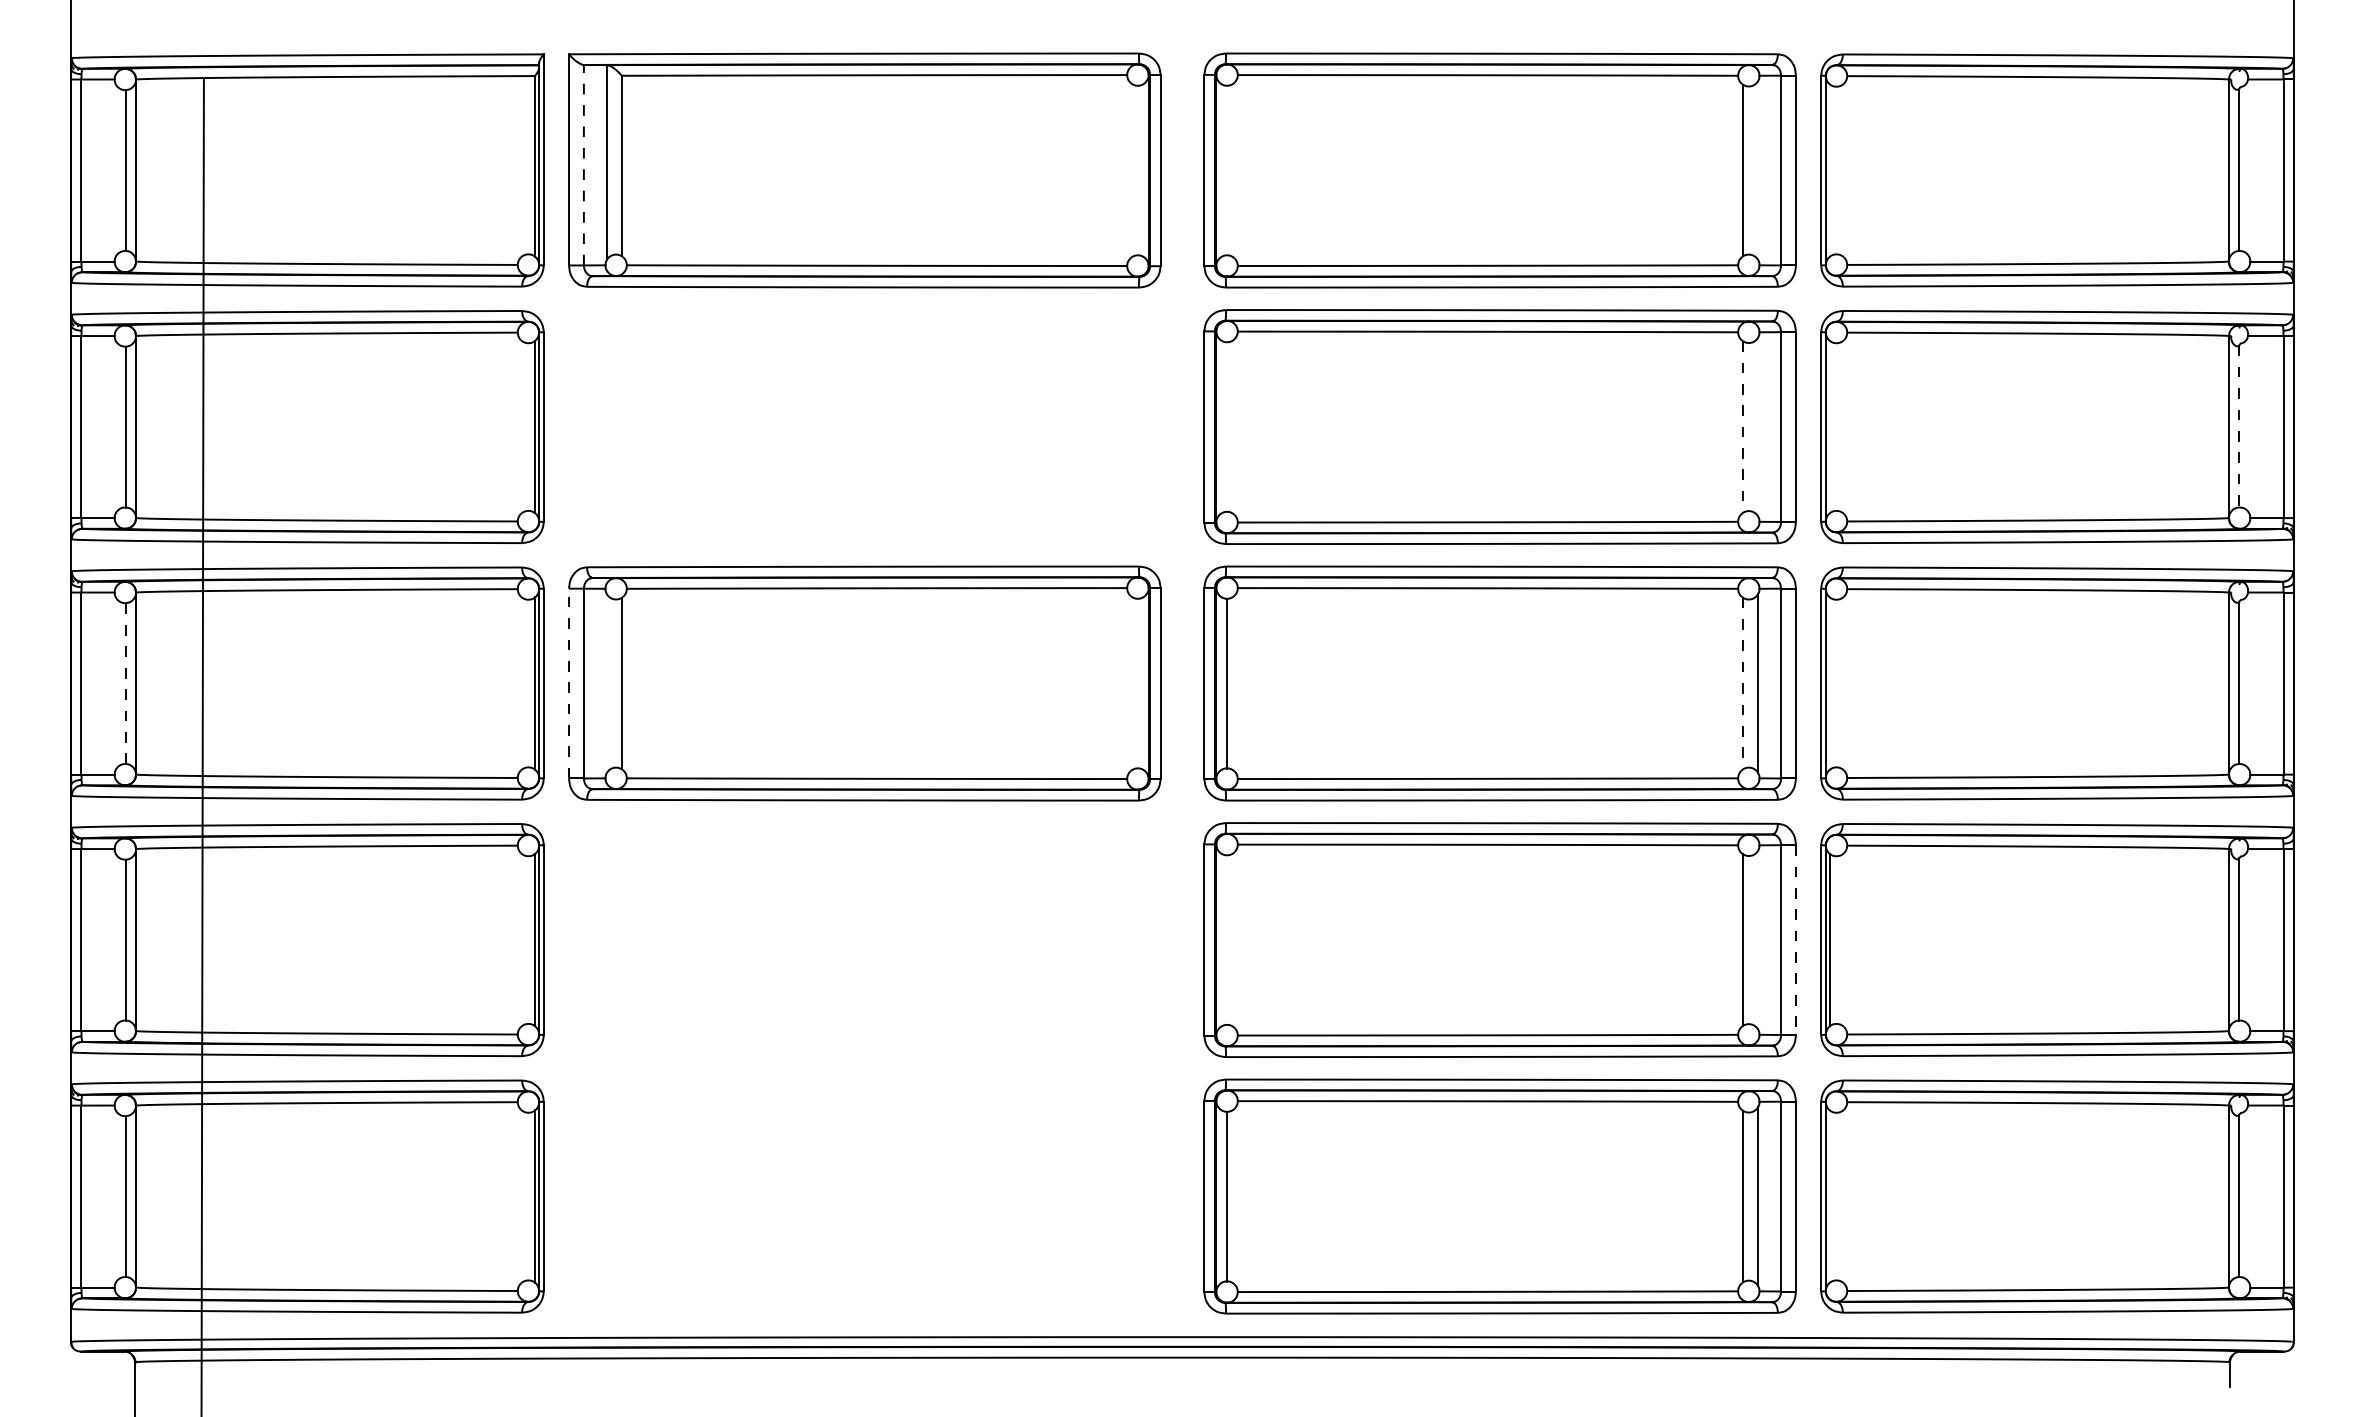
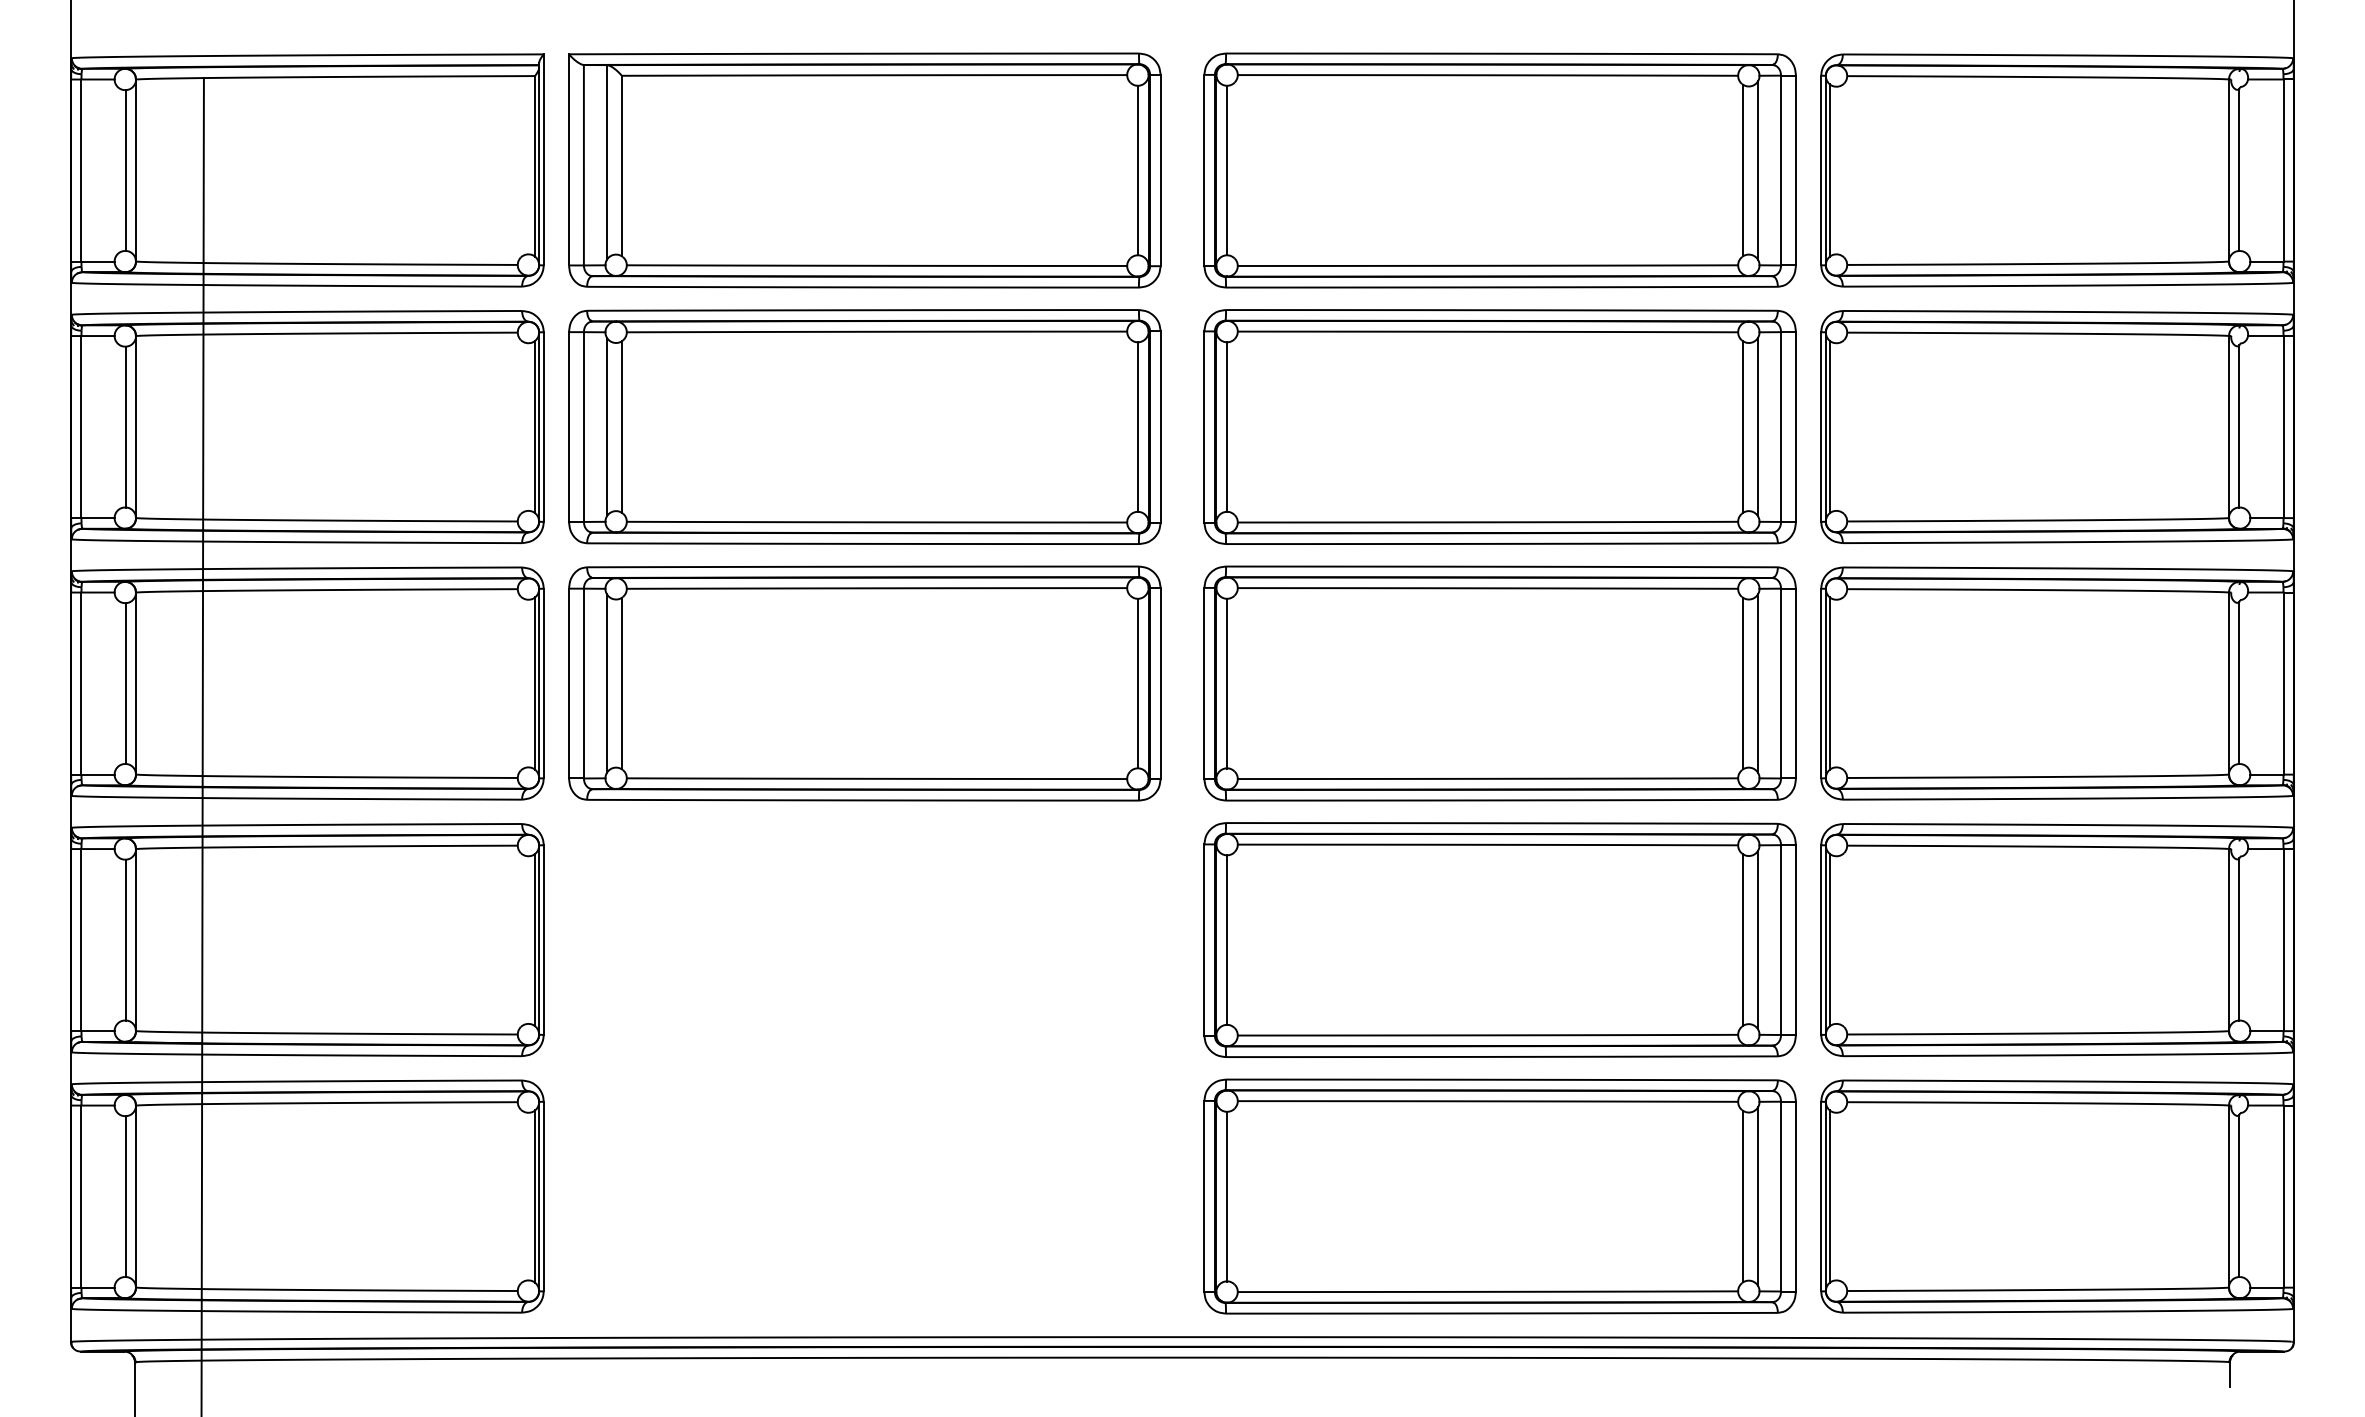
line: dashed -> solid (583, 164)
line: none -> present (1138, 170)
line: none -> present (1226, 170)
line: none -> present (1757, 170)
line: none -> present (1829, 170)
part: none -> present (864, 426)
line: dashed -> solid (1743, 426)
line: none -> present (1757, 426)
line: none -> present (1829, 426)
line: none -> present (1226, 427)
line: dashed -> solid (2239, 427)
line: dashed -> solid (125, 683)
line: dashed -> solid (569, 683)
line: none -> present (607, 683)
line: none -> present (1138, 683)
line: dashed -> solid (1743, 683)
line: none -> present (1829, 683)
line: none -> present (1757, 939)
line: none -> present (1226, 940)
line: dashed -> solid (1795, 940)
line: none -> present (1829, 1196)
